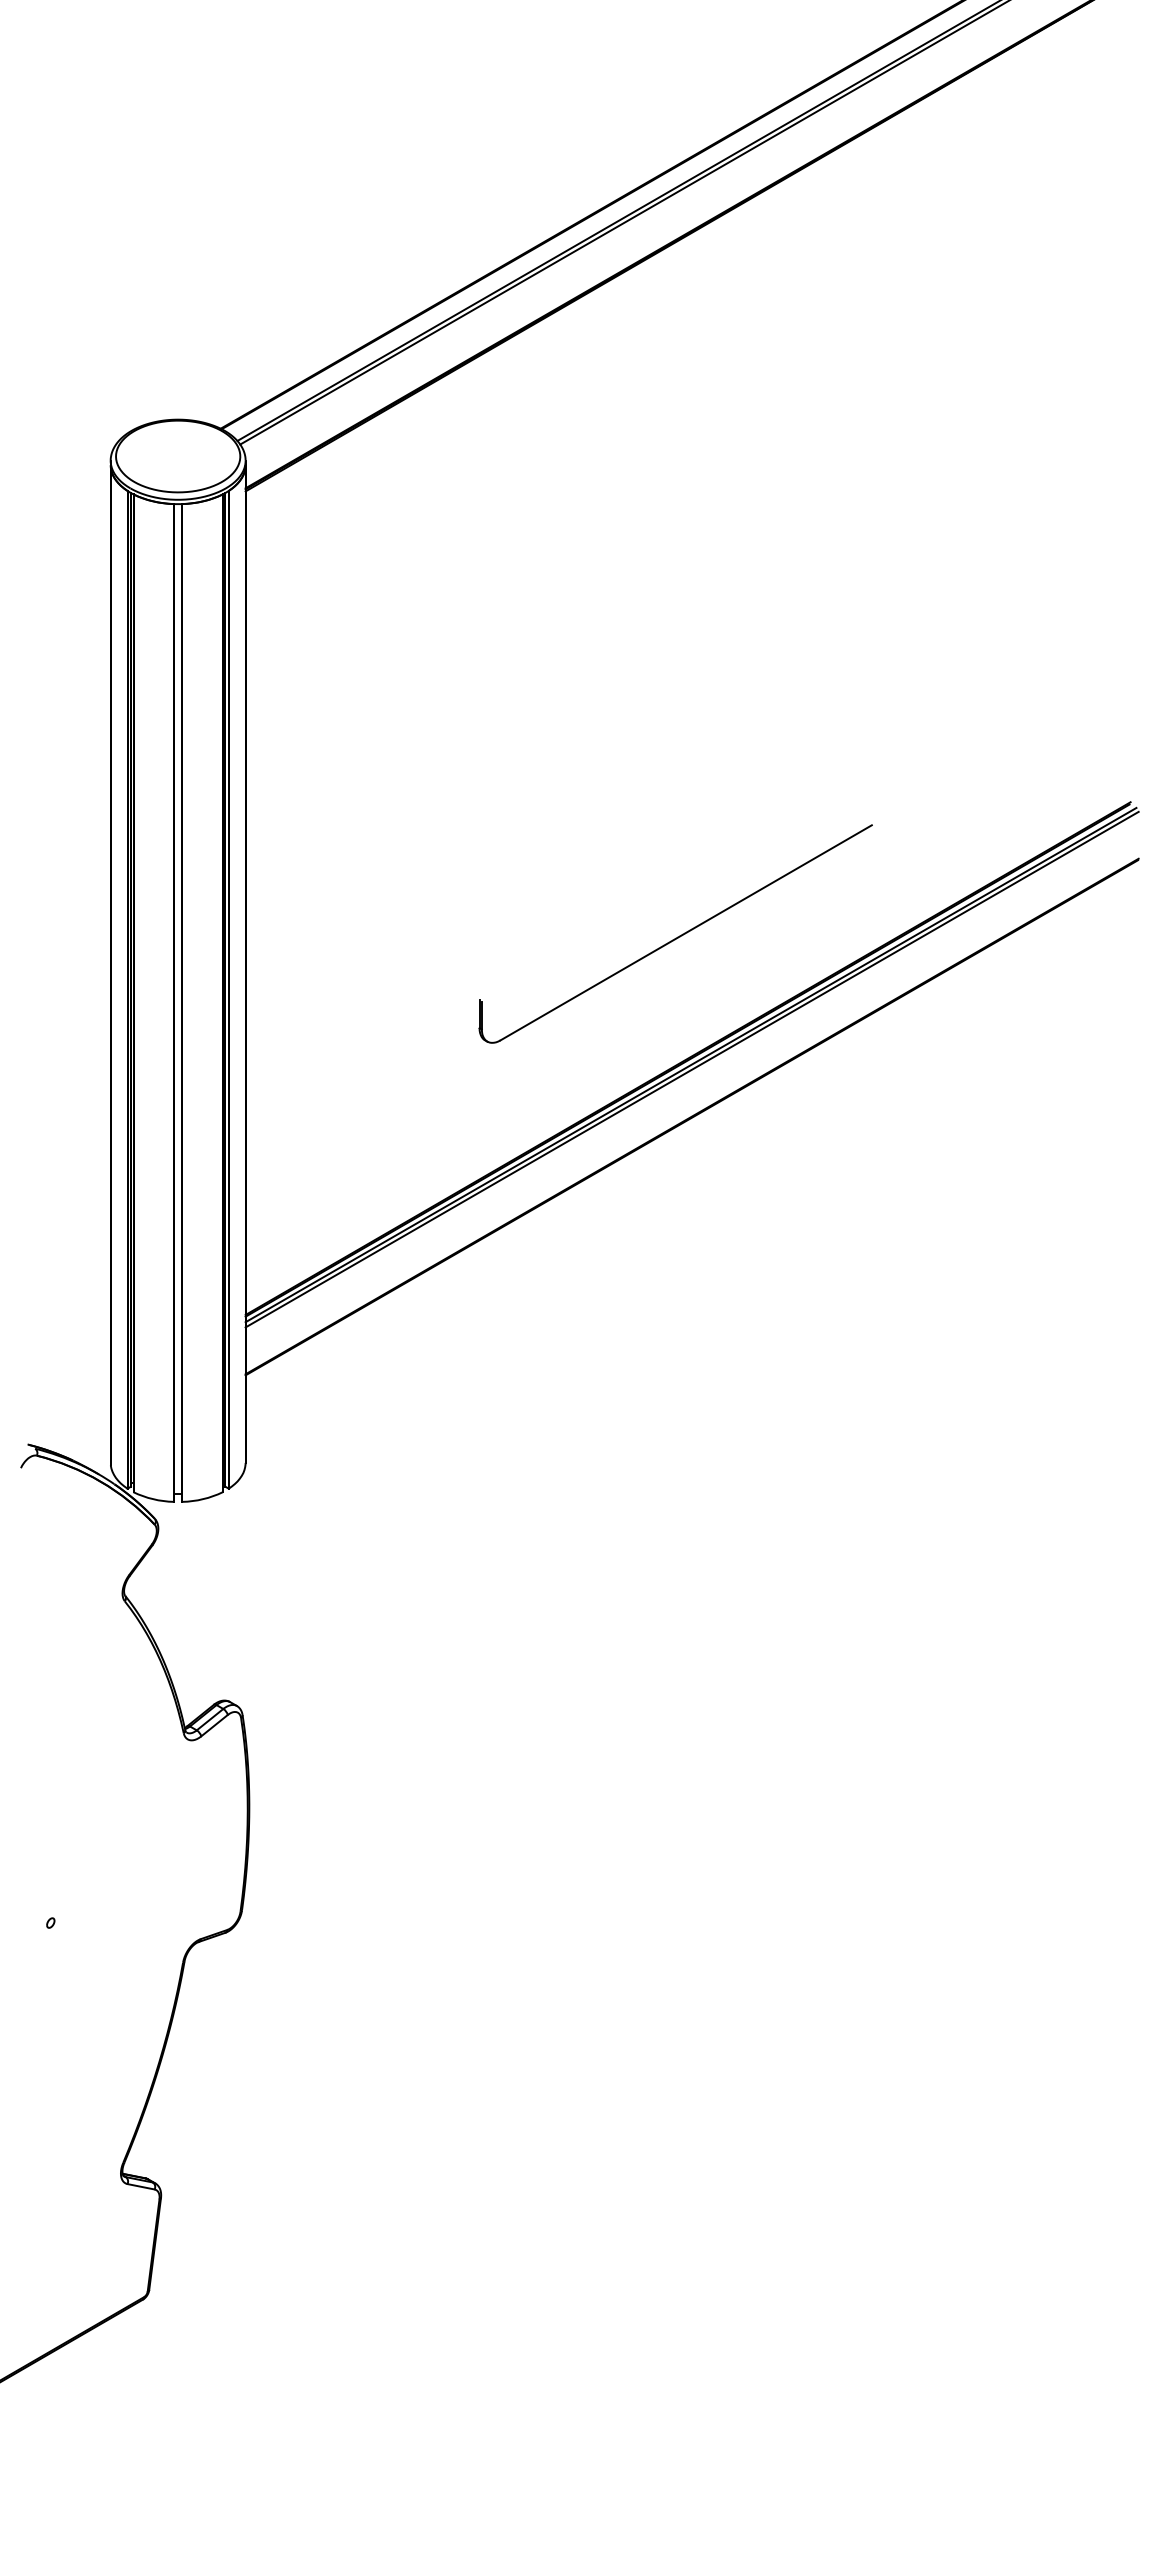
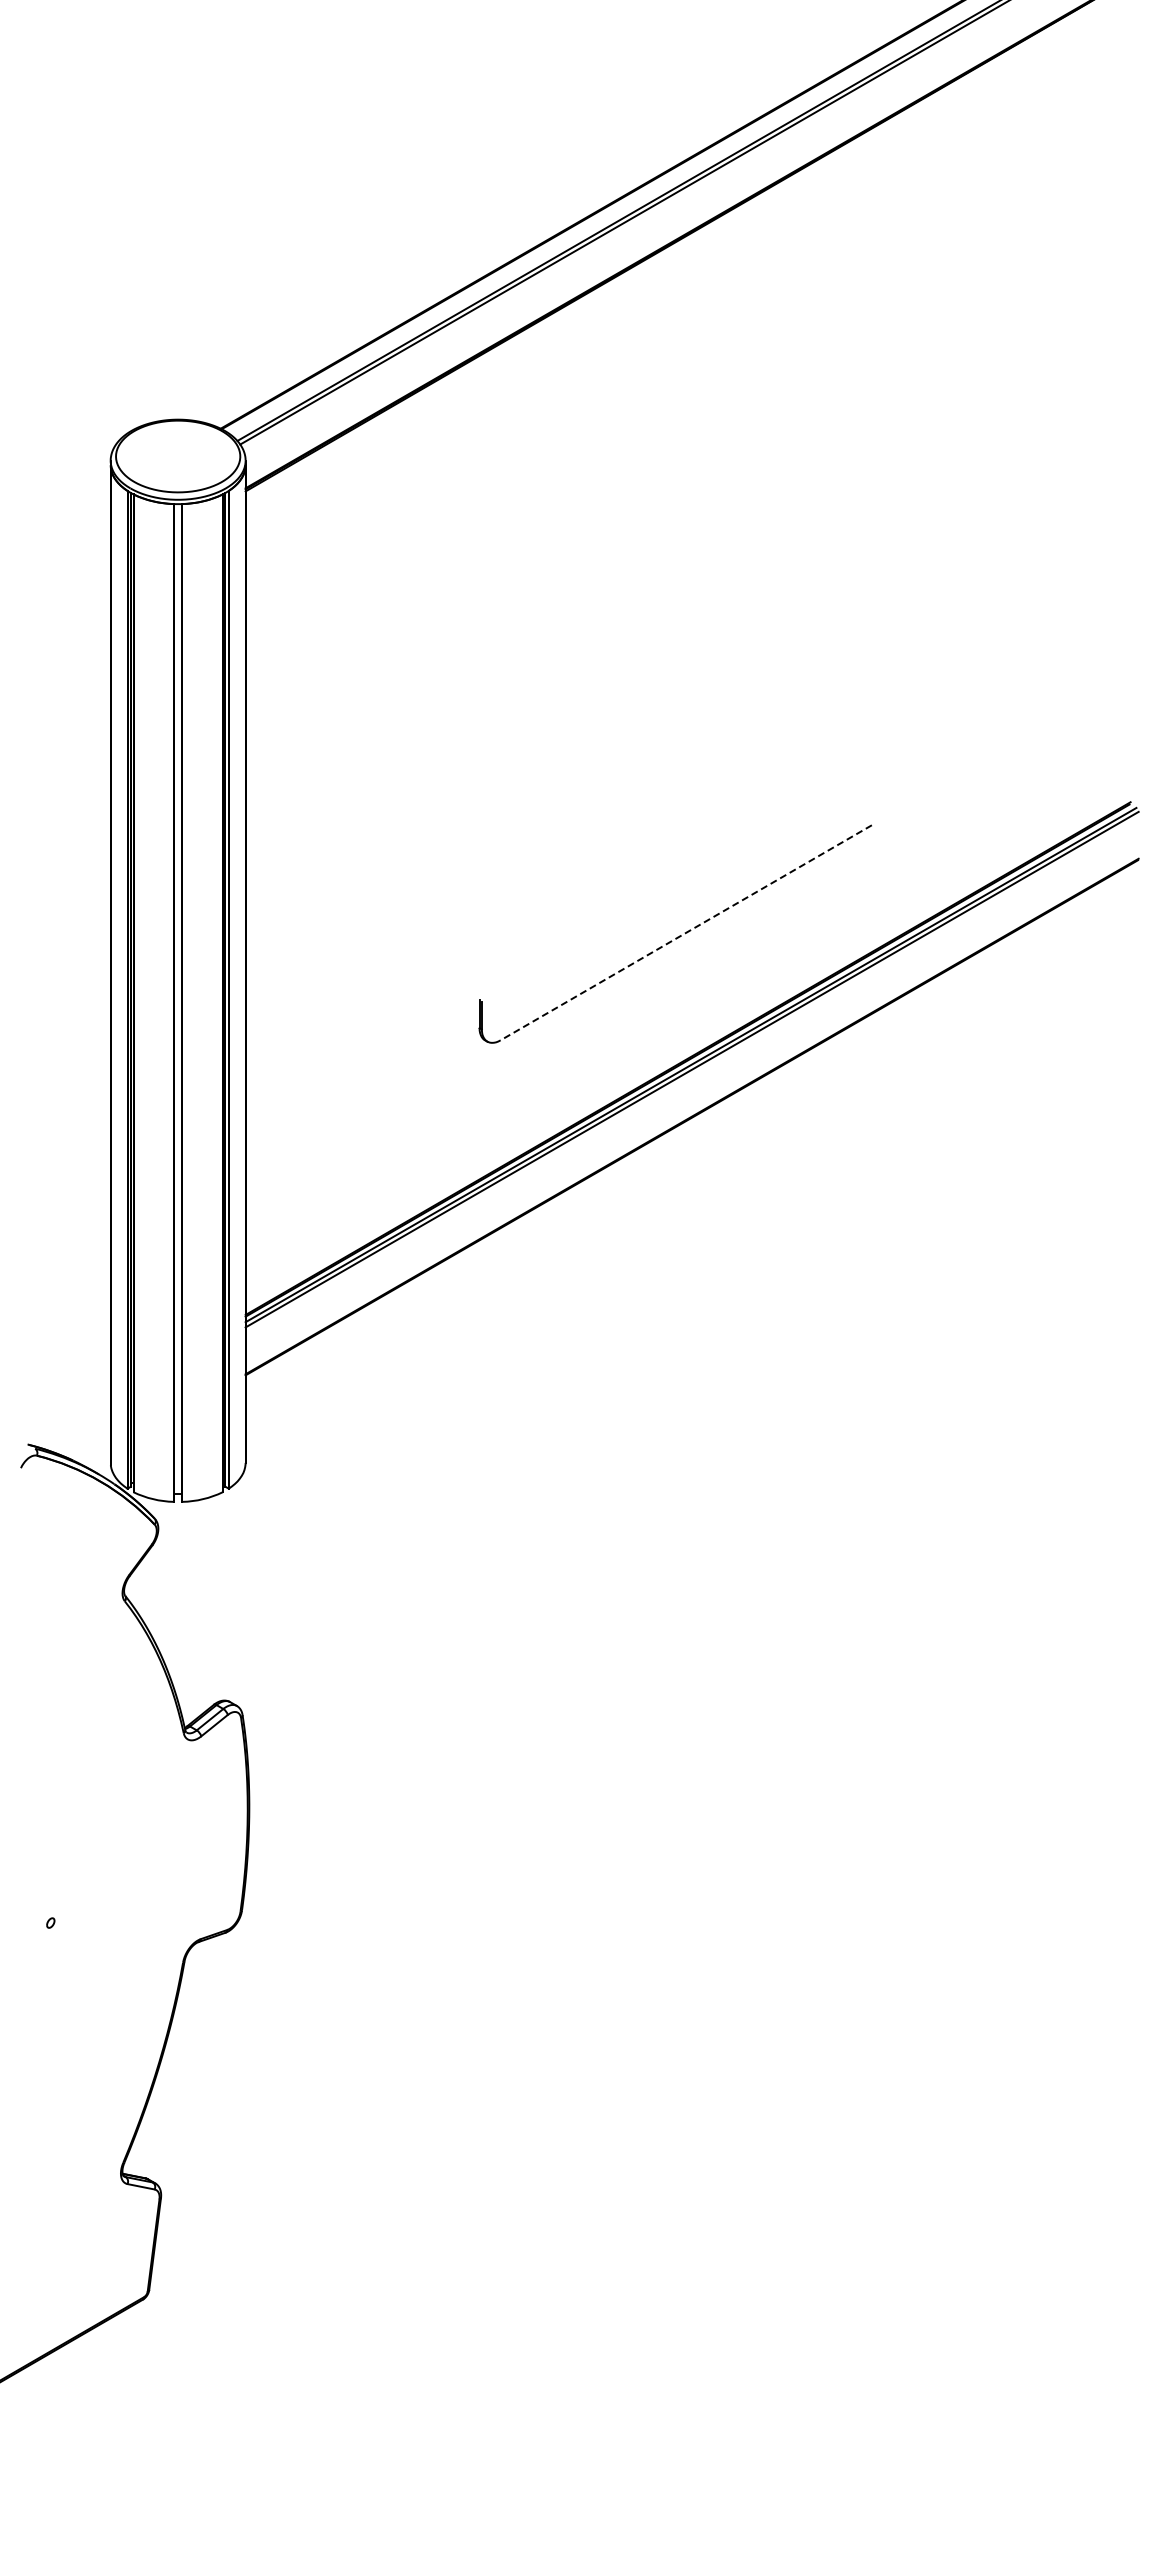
line: solid -> dashed (686, 932)
